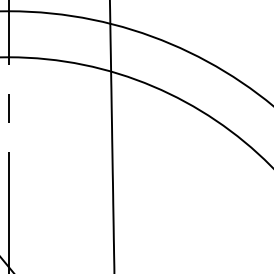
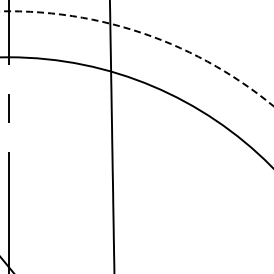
circle: solid -> dashed (136, 58)
